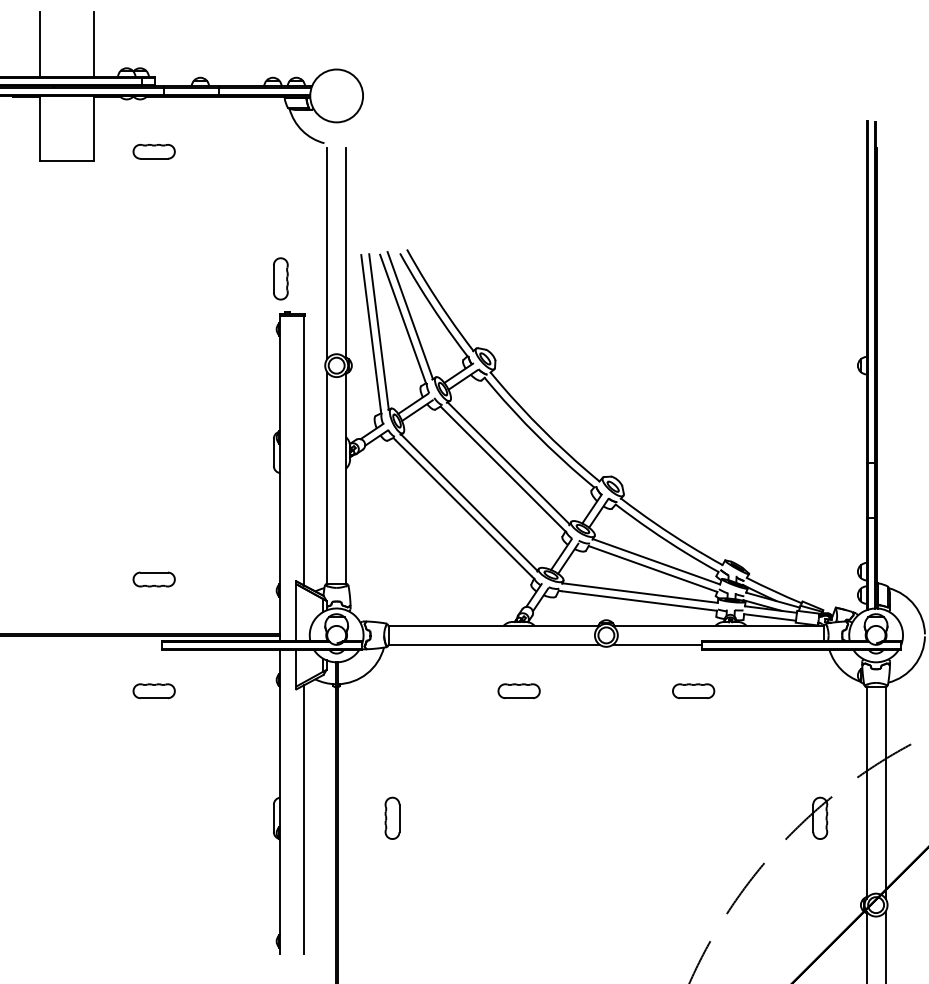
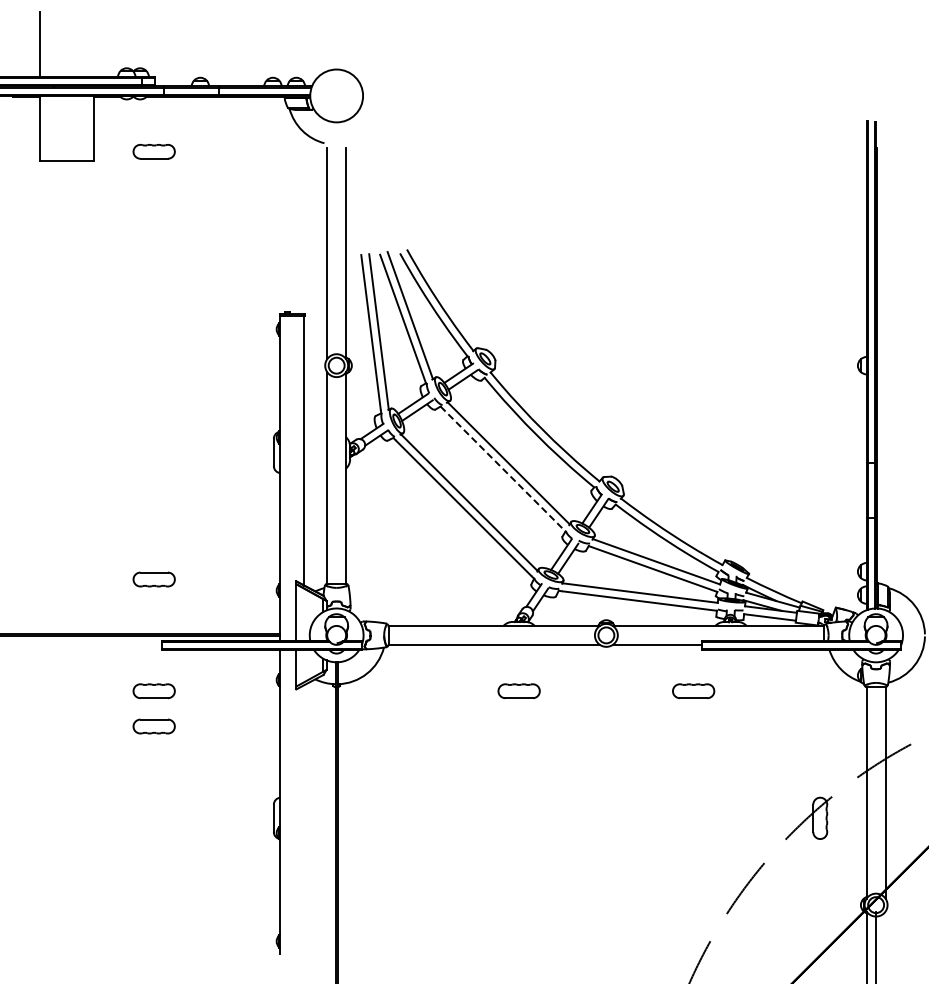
line: present -> none (94, 44)
part: present -> none (280, 278)
line: solid -> dashed (503, 469)
part: none -> present (153, 726)
part: present -> none (392, 817)
line: present -> none (304, 819)
line position: (885, 945) -> (875, 945) (875, 945)
